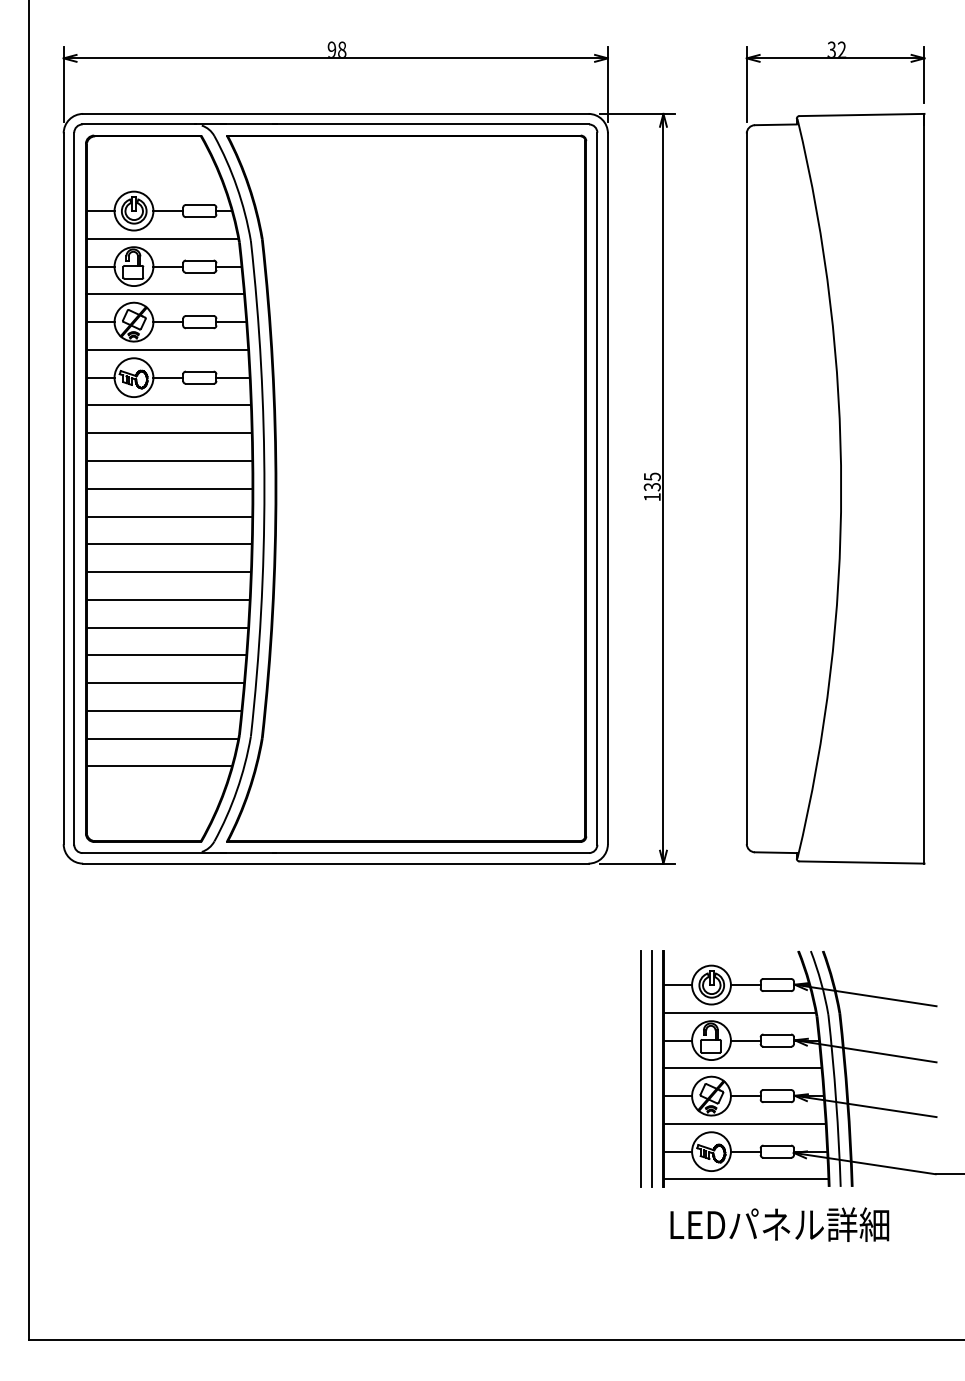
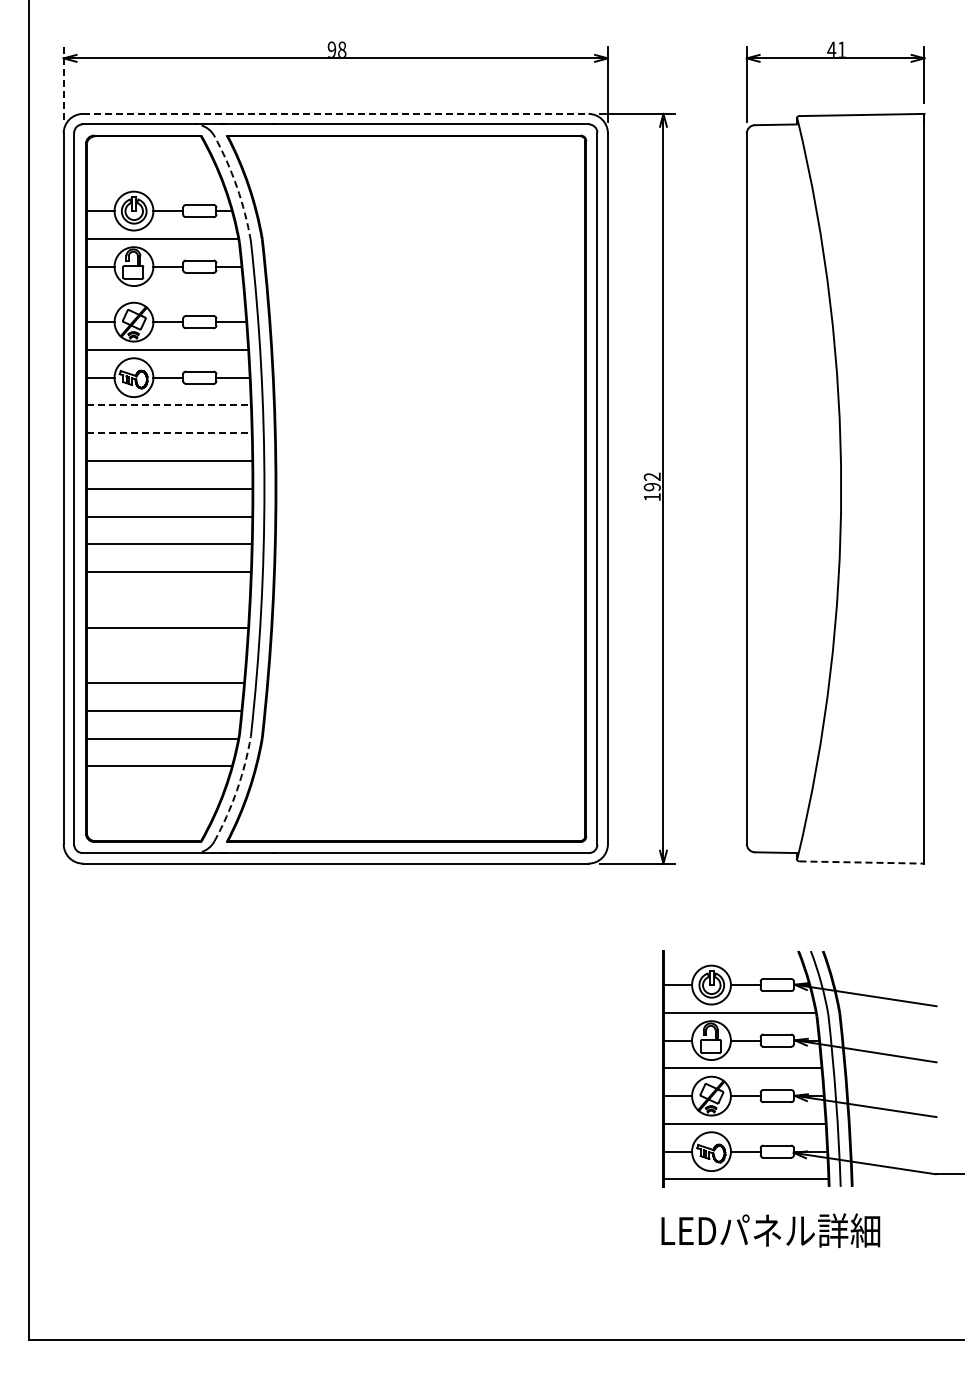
text: 32 -> 41 (836, 48)
line: solid -> dashed (63, 85)
line: solid -> dashed (335, 113)
arc: solid -> dashed (236, 186)
line: present -> none (164, 294)
line: solid -> dashed (169, 405)
line: solid -> dashed (169, 433)
text: 135 -> 192 (651, 481)
line: present -> none (167, 599)
line: present -> none (166, 655)
arc: solid -> dashed (236, 790)
line: solid -> dashed (861, 862)
line: present -> none (641, 1068)
line: present -> none (651, 1068)
text position: (779, 1224) -> (770, 1230) (770, 1230)
